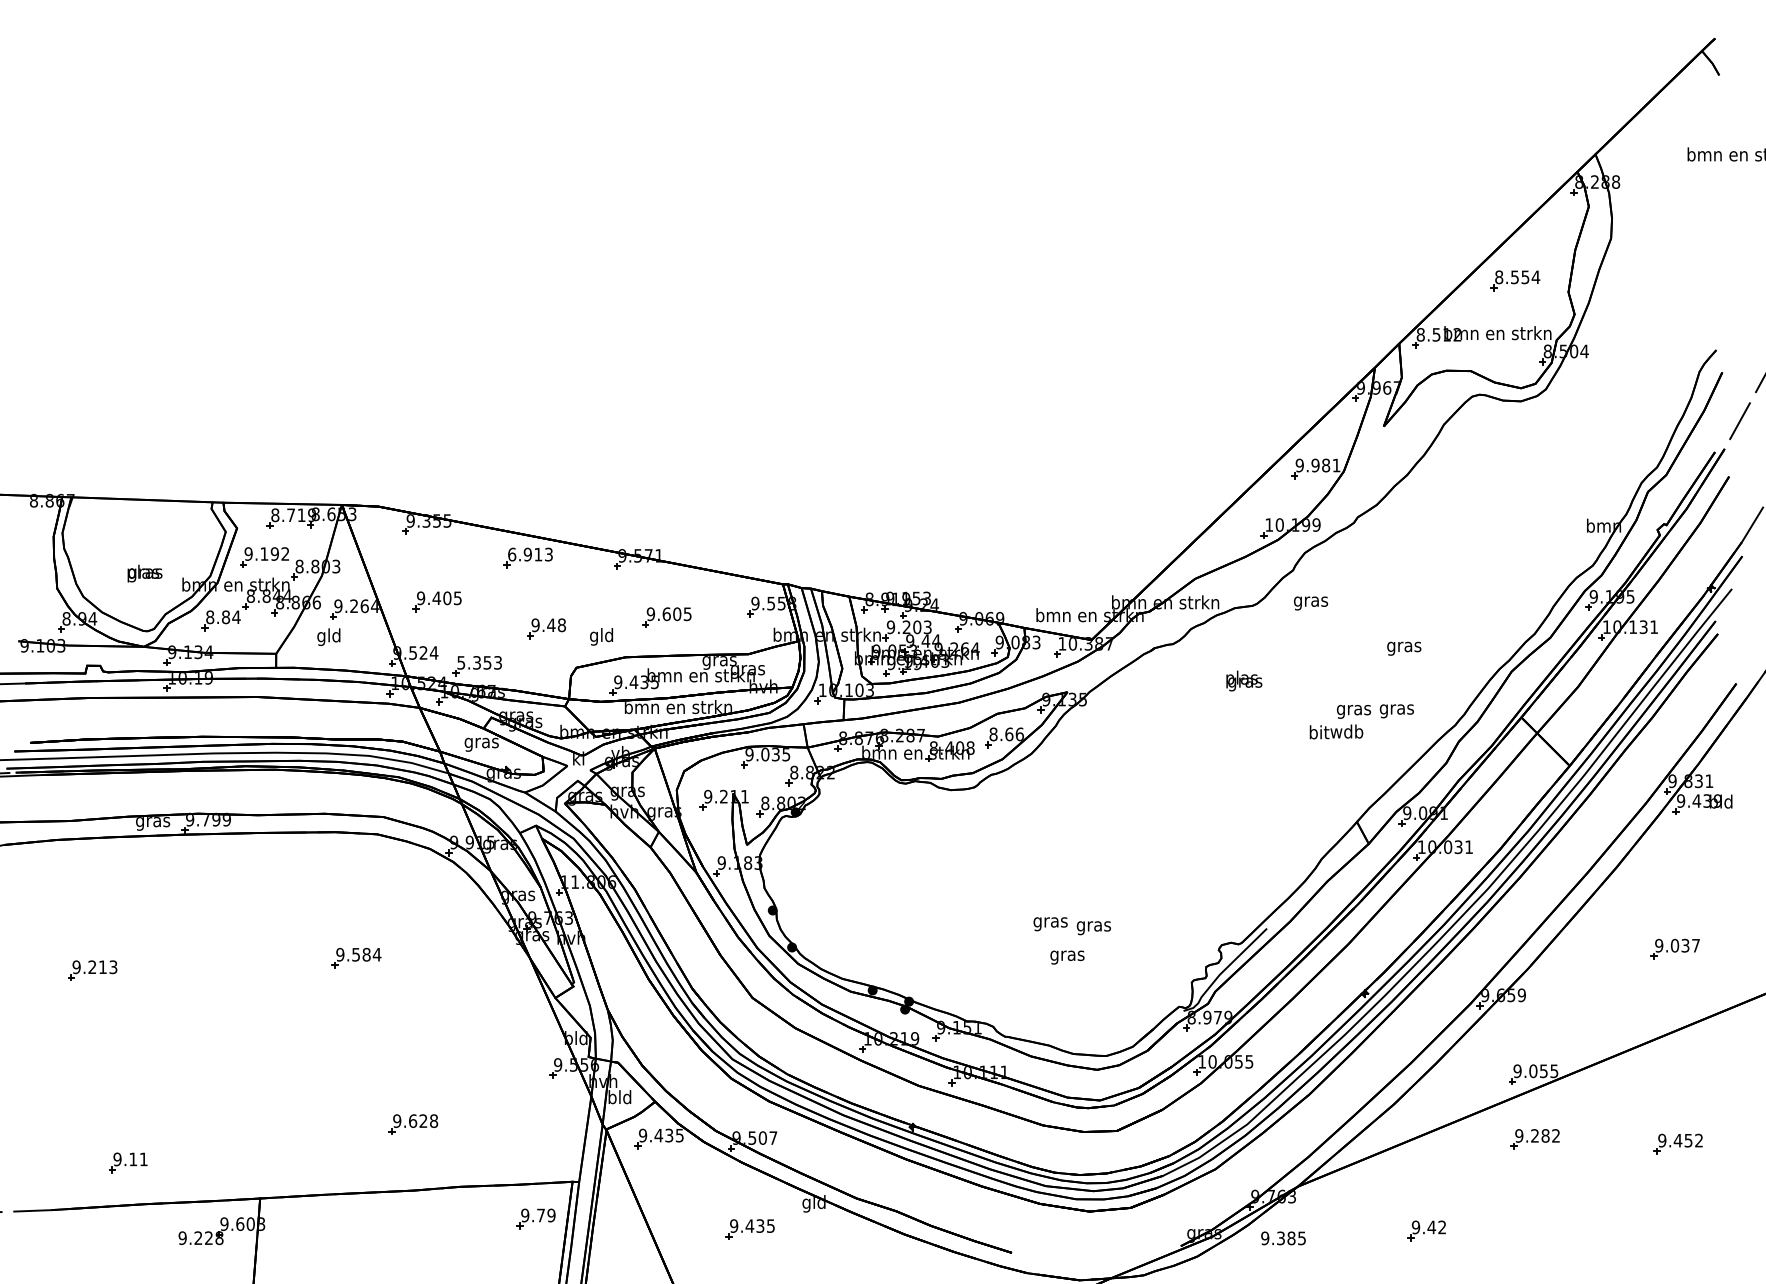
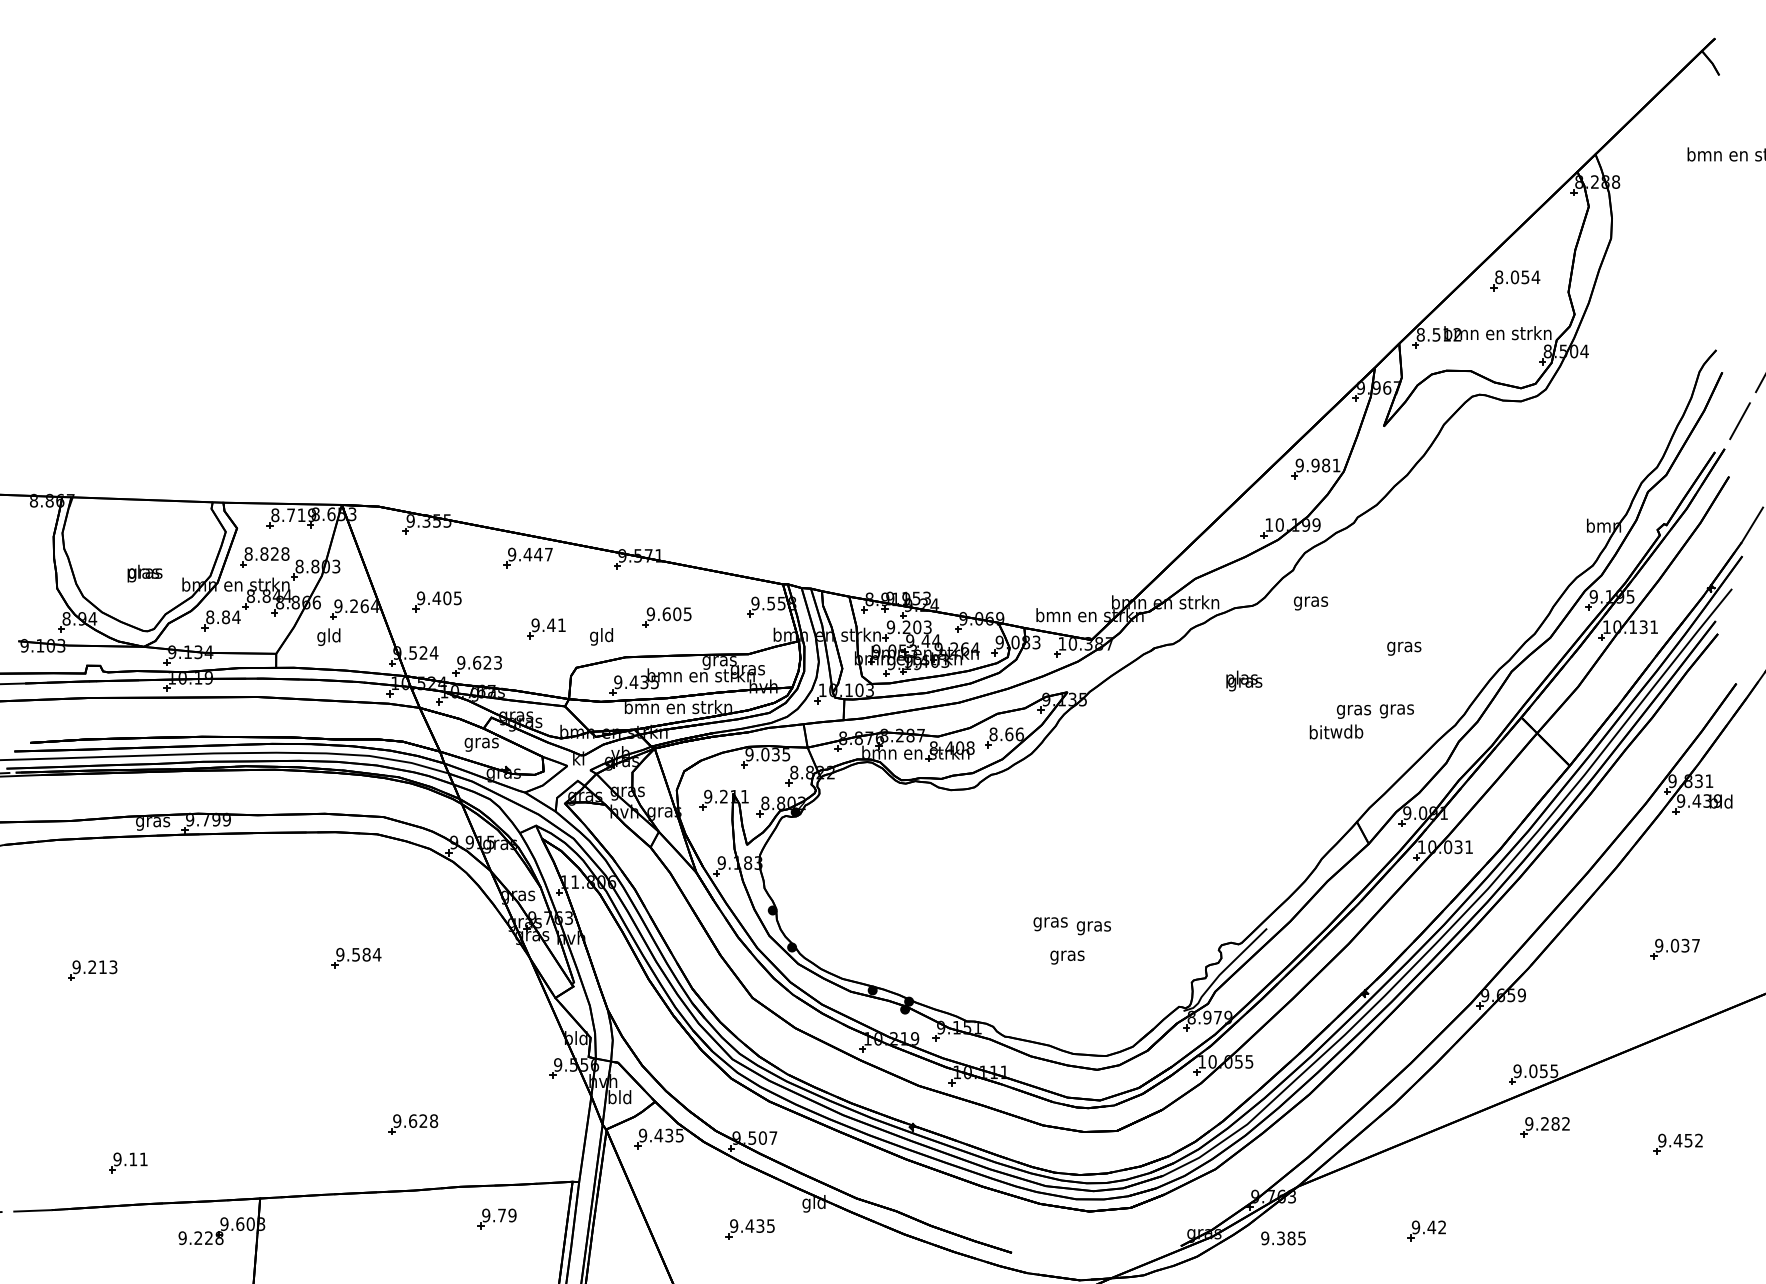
text: 8.554 -> 8.054 (1514, 277)
text: 9.192 -> 8.828 (266, 553)
text: 6.913 -> 9.447 (530, 554)
text: 9.48 -> 9.41 (561, 625)
text: 5.353 -> 9.623 (474, 662)
part position: (1534, 1139) -> (1544, 1127) (1544, 1127)
part position: (535, 1218) -> (496, 1218) (496, 1218)
